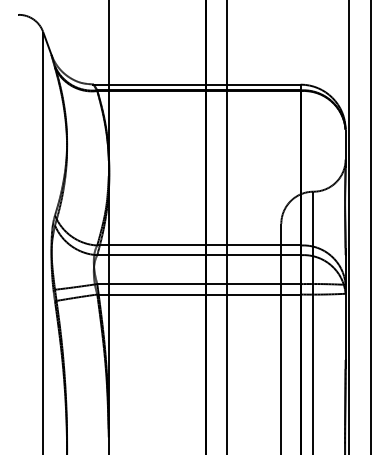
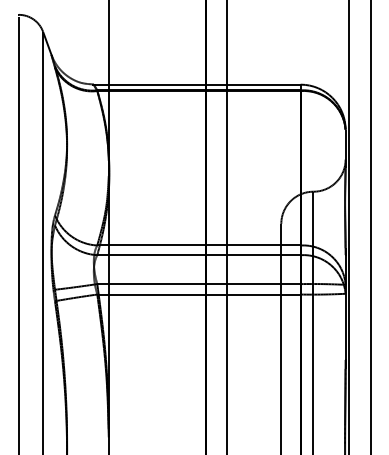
line: none -> present (18, 234)
